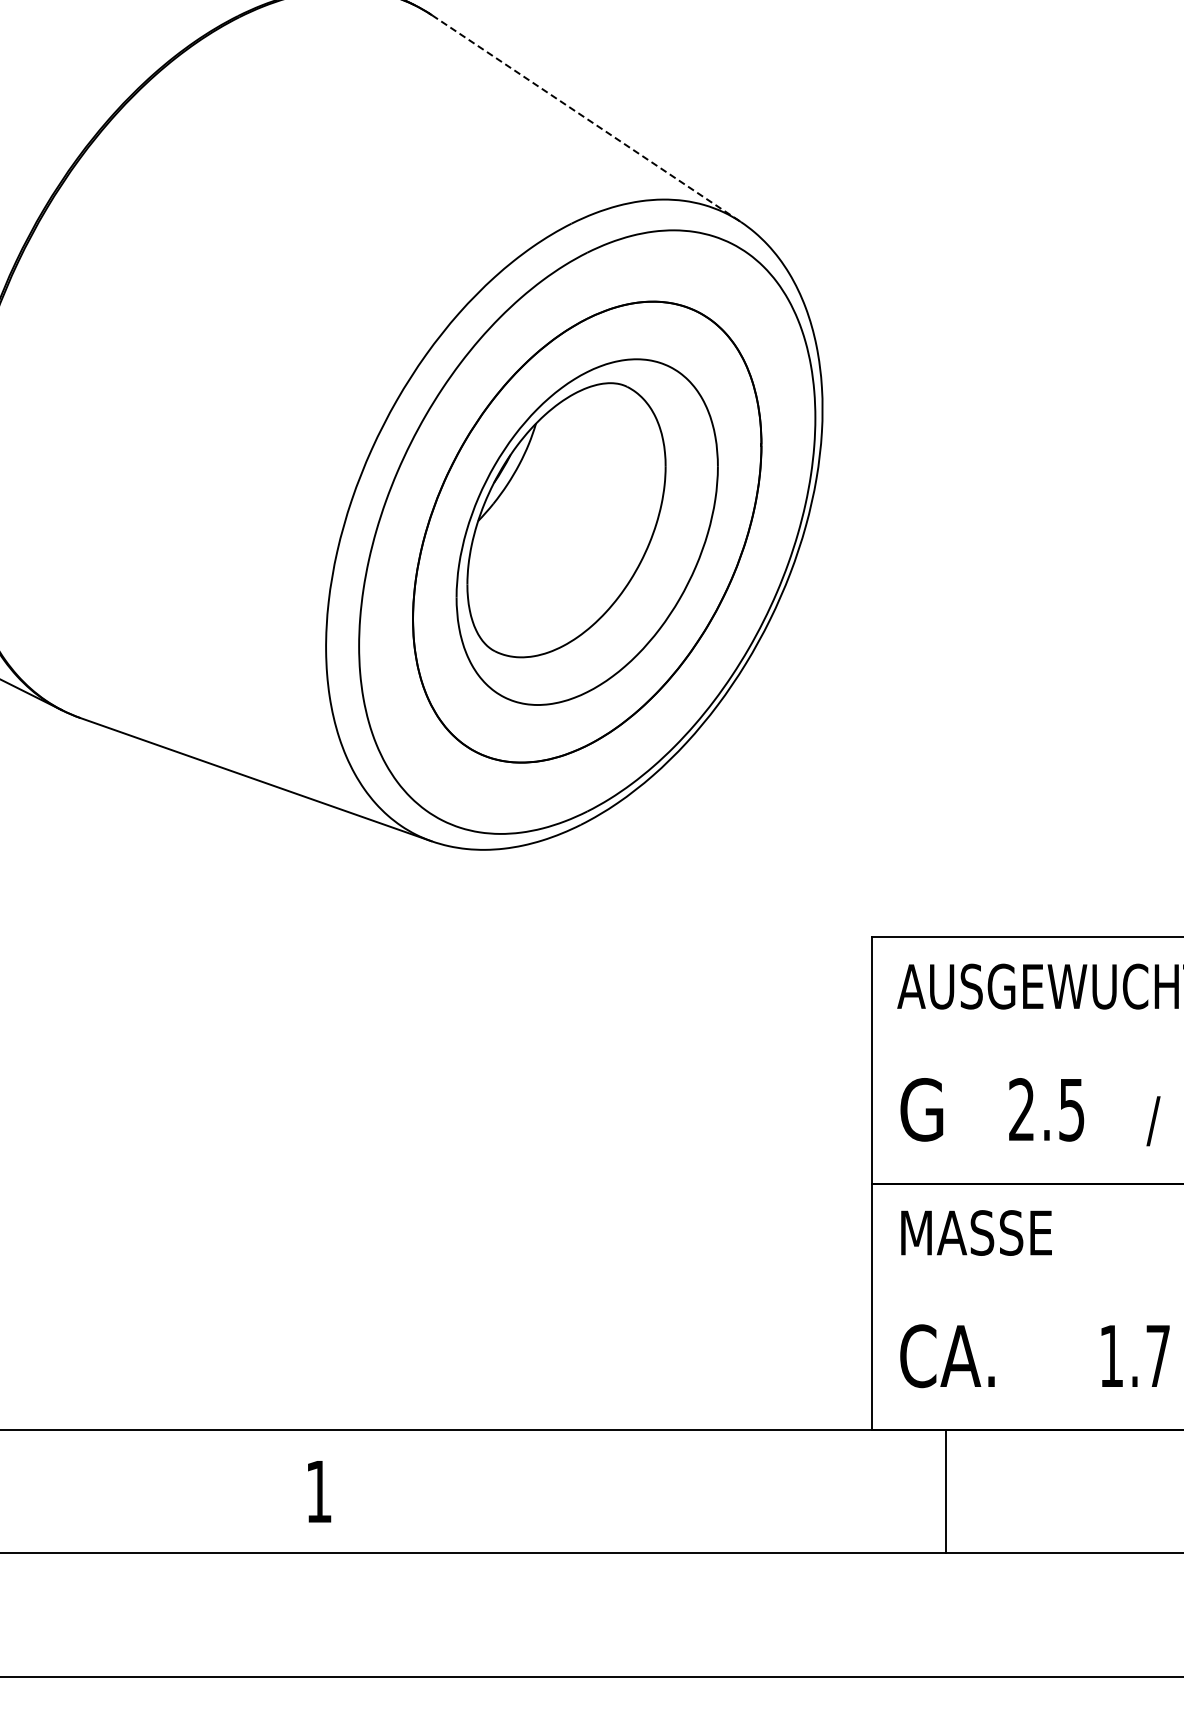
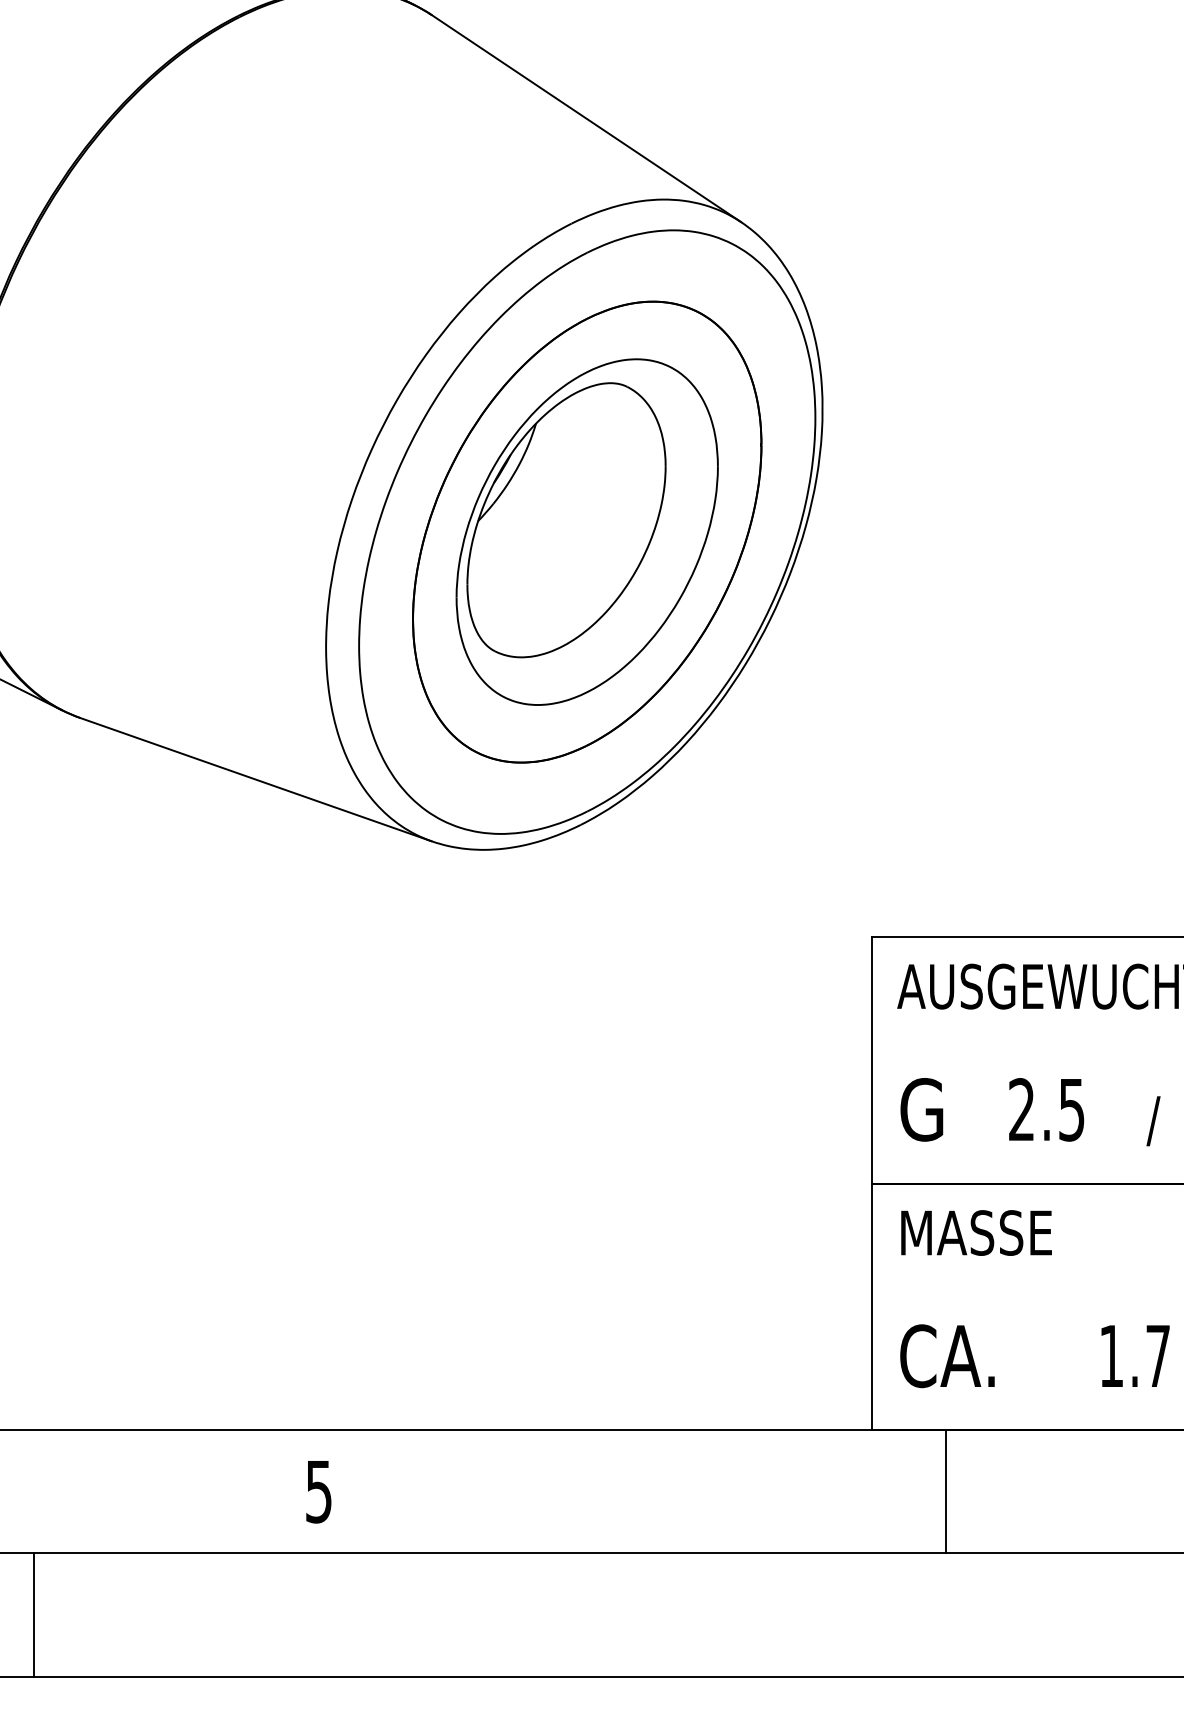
line: dashed -> solid (586, 118)
text: 1 -> 5 (318, 1492)
line: none -> present (34, 1614)
